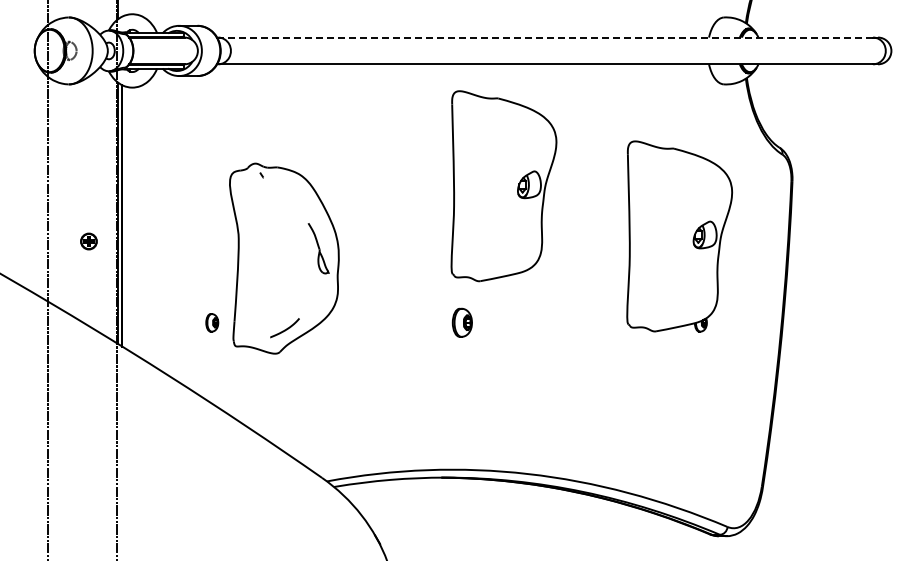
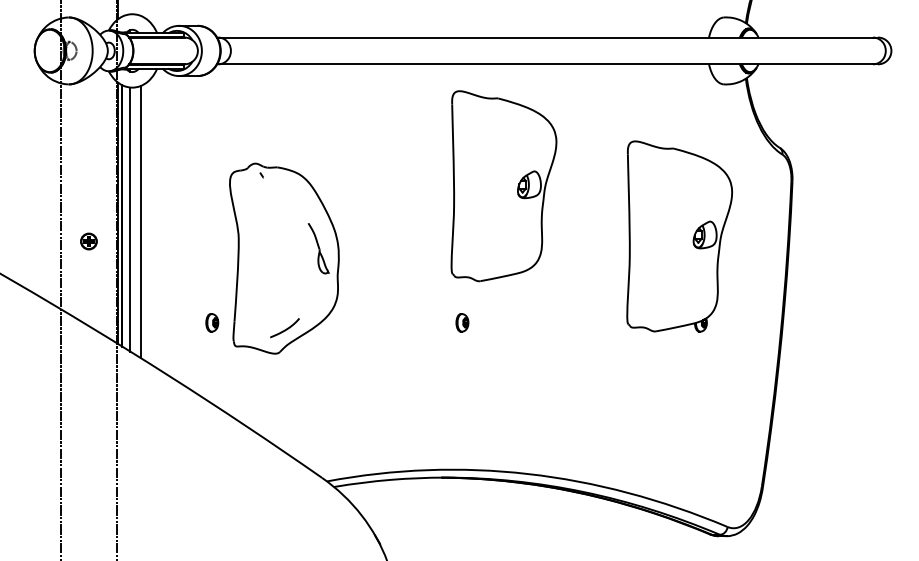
line: dashed -> solid (545, 37)
line: none -> present (130, 219)
line: none -> present (141, 221)
line position: (47, 279) -> (60, 279) (60, 279)
part size: 22x31 px -> 15x20 px (462, 322)
